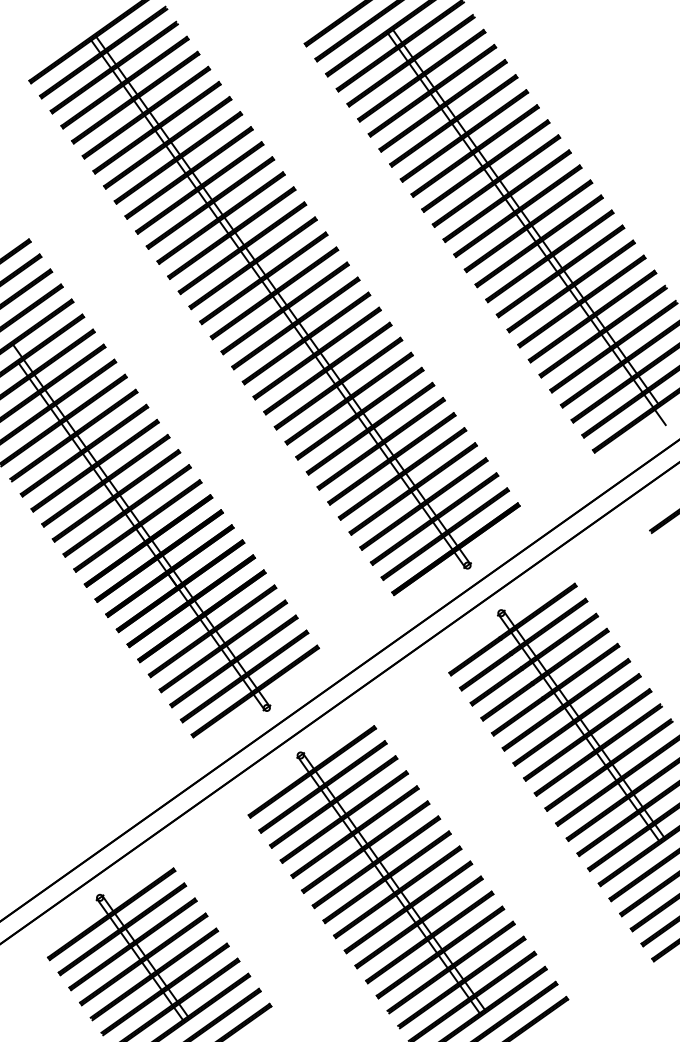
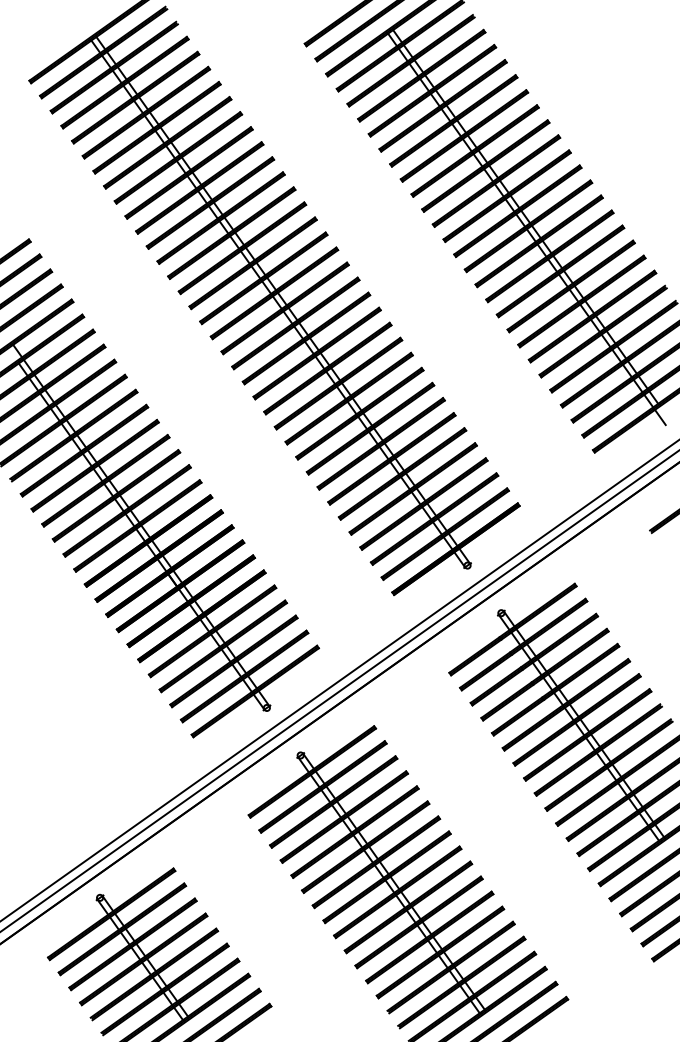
line position: (339, 680) -> (339, 691) (339, 691)
